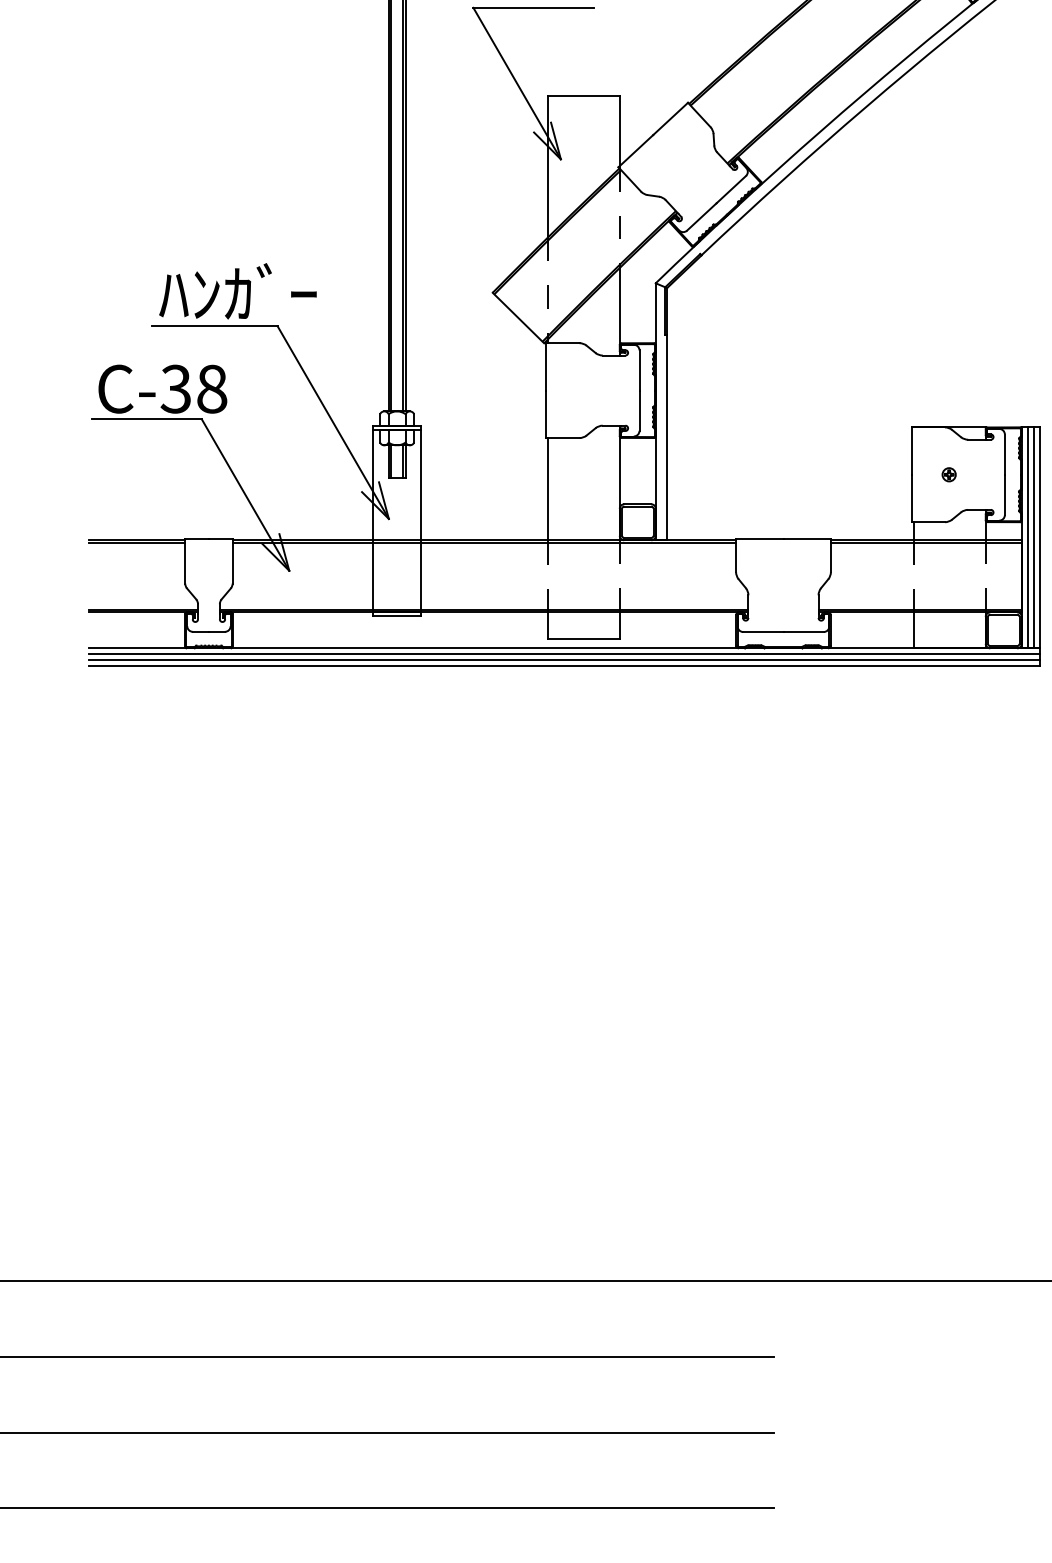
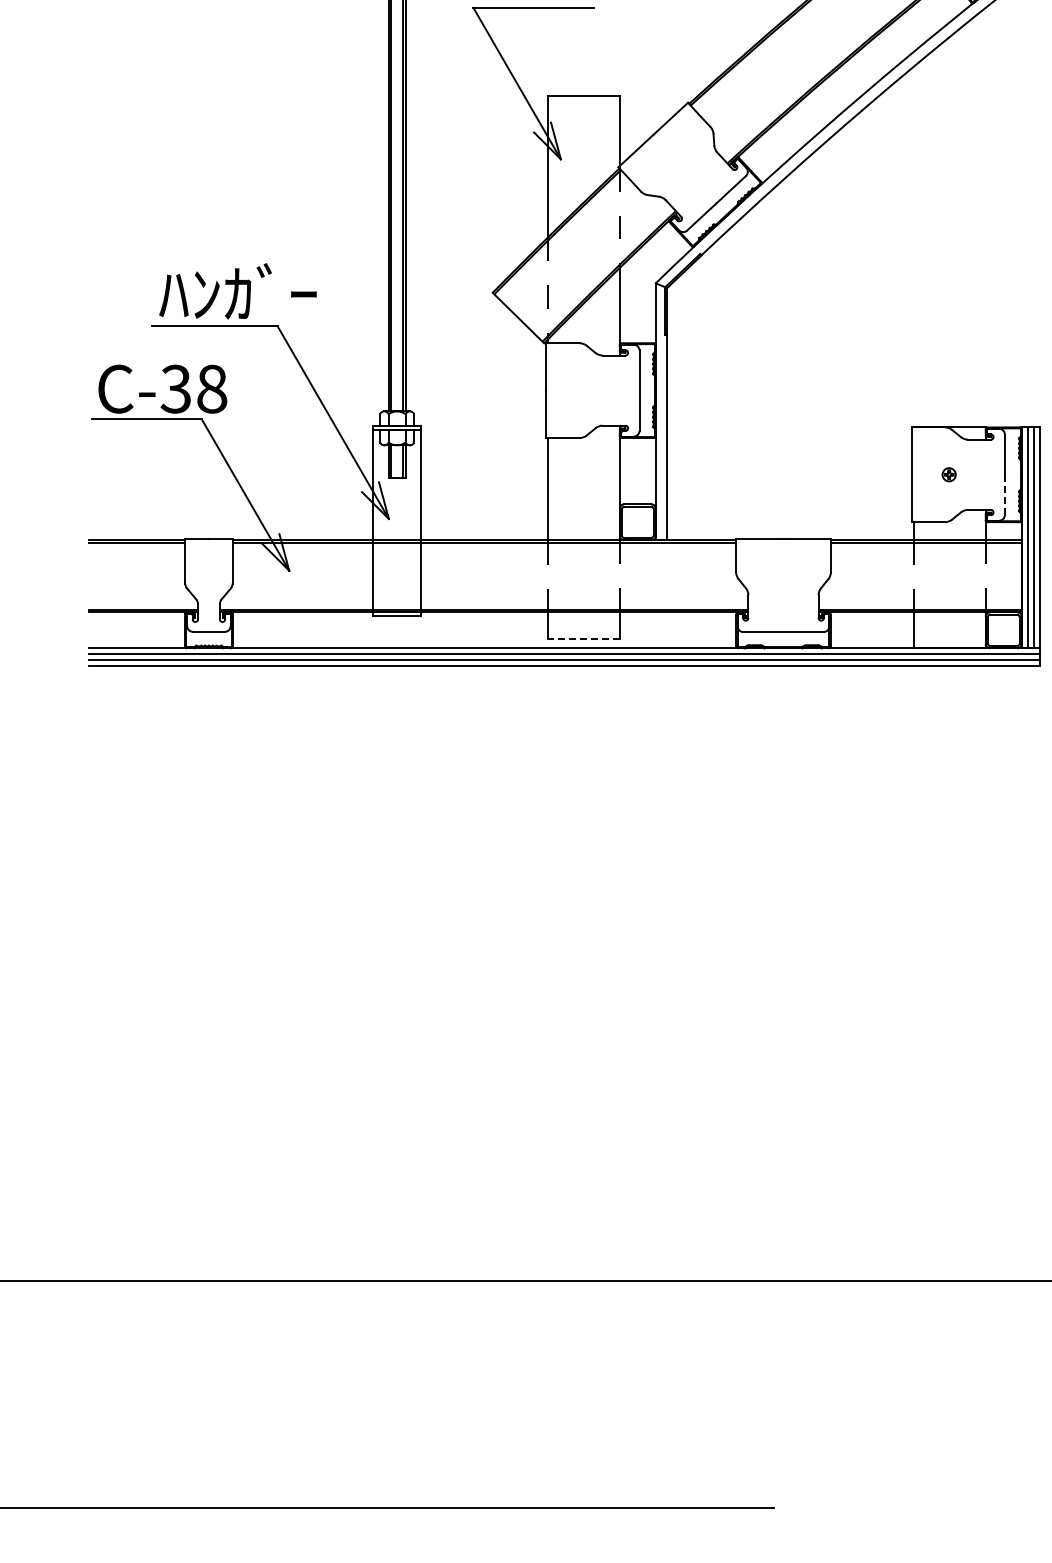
line: solid -> dashed (1004, 494)
line: solid -> dashed (583, 638)
line: present -> none (387, 1356)
line: present -> none (387, 1432)
